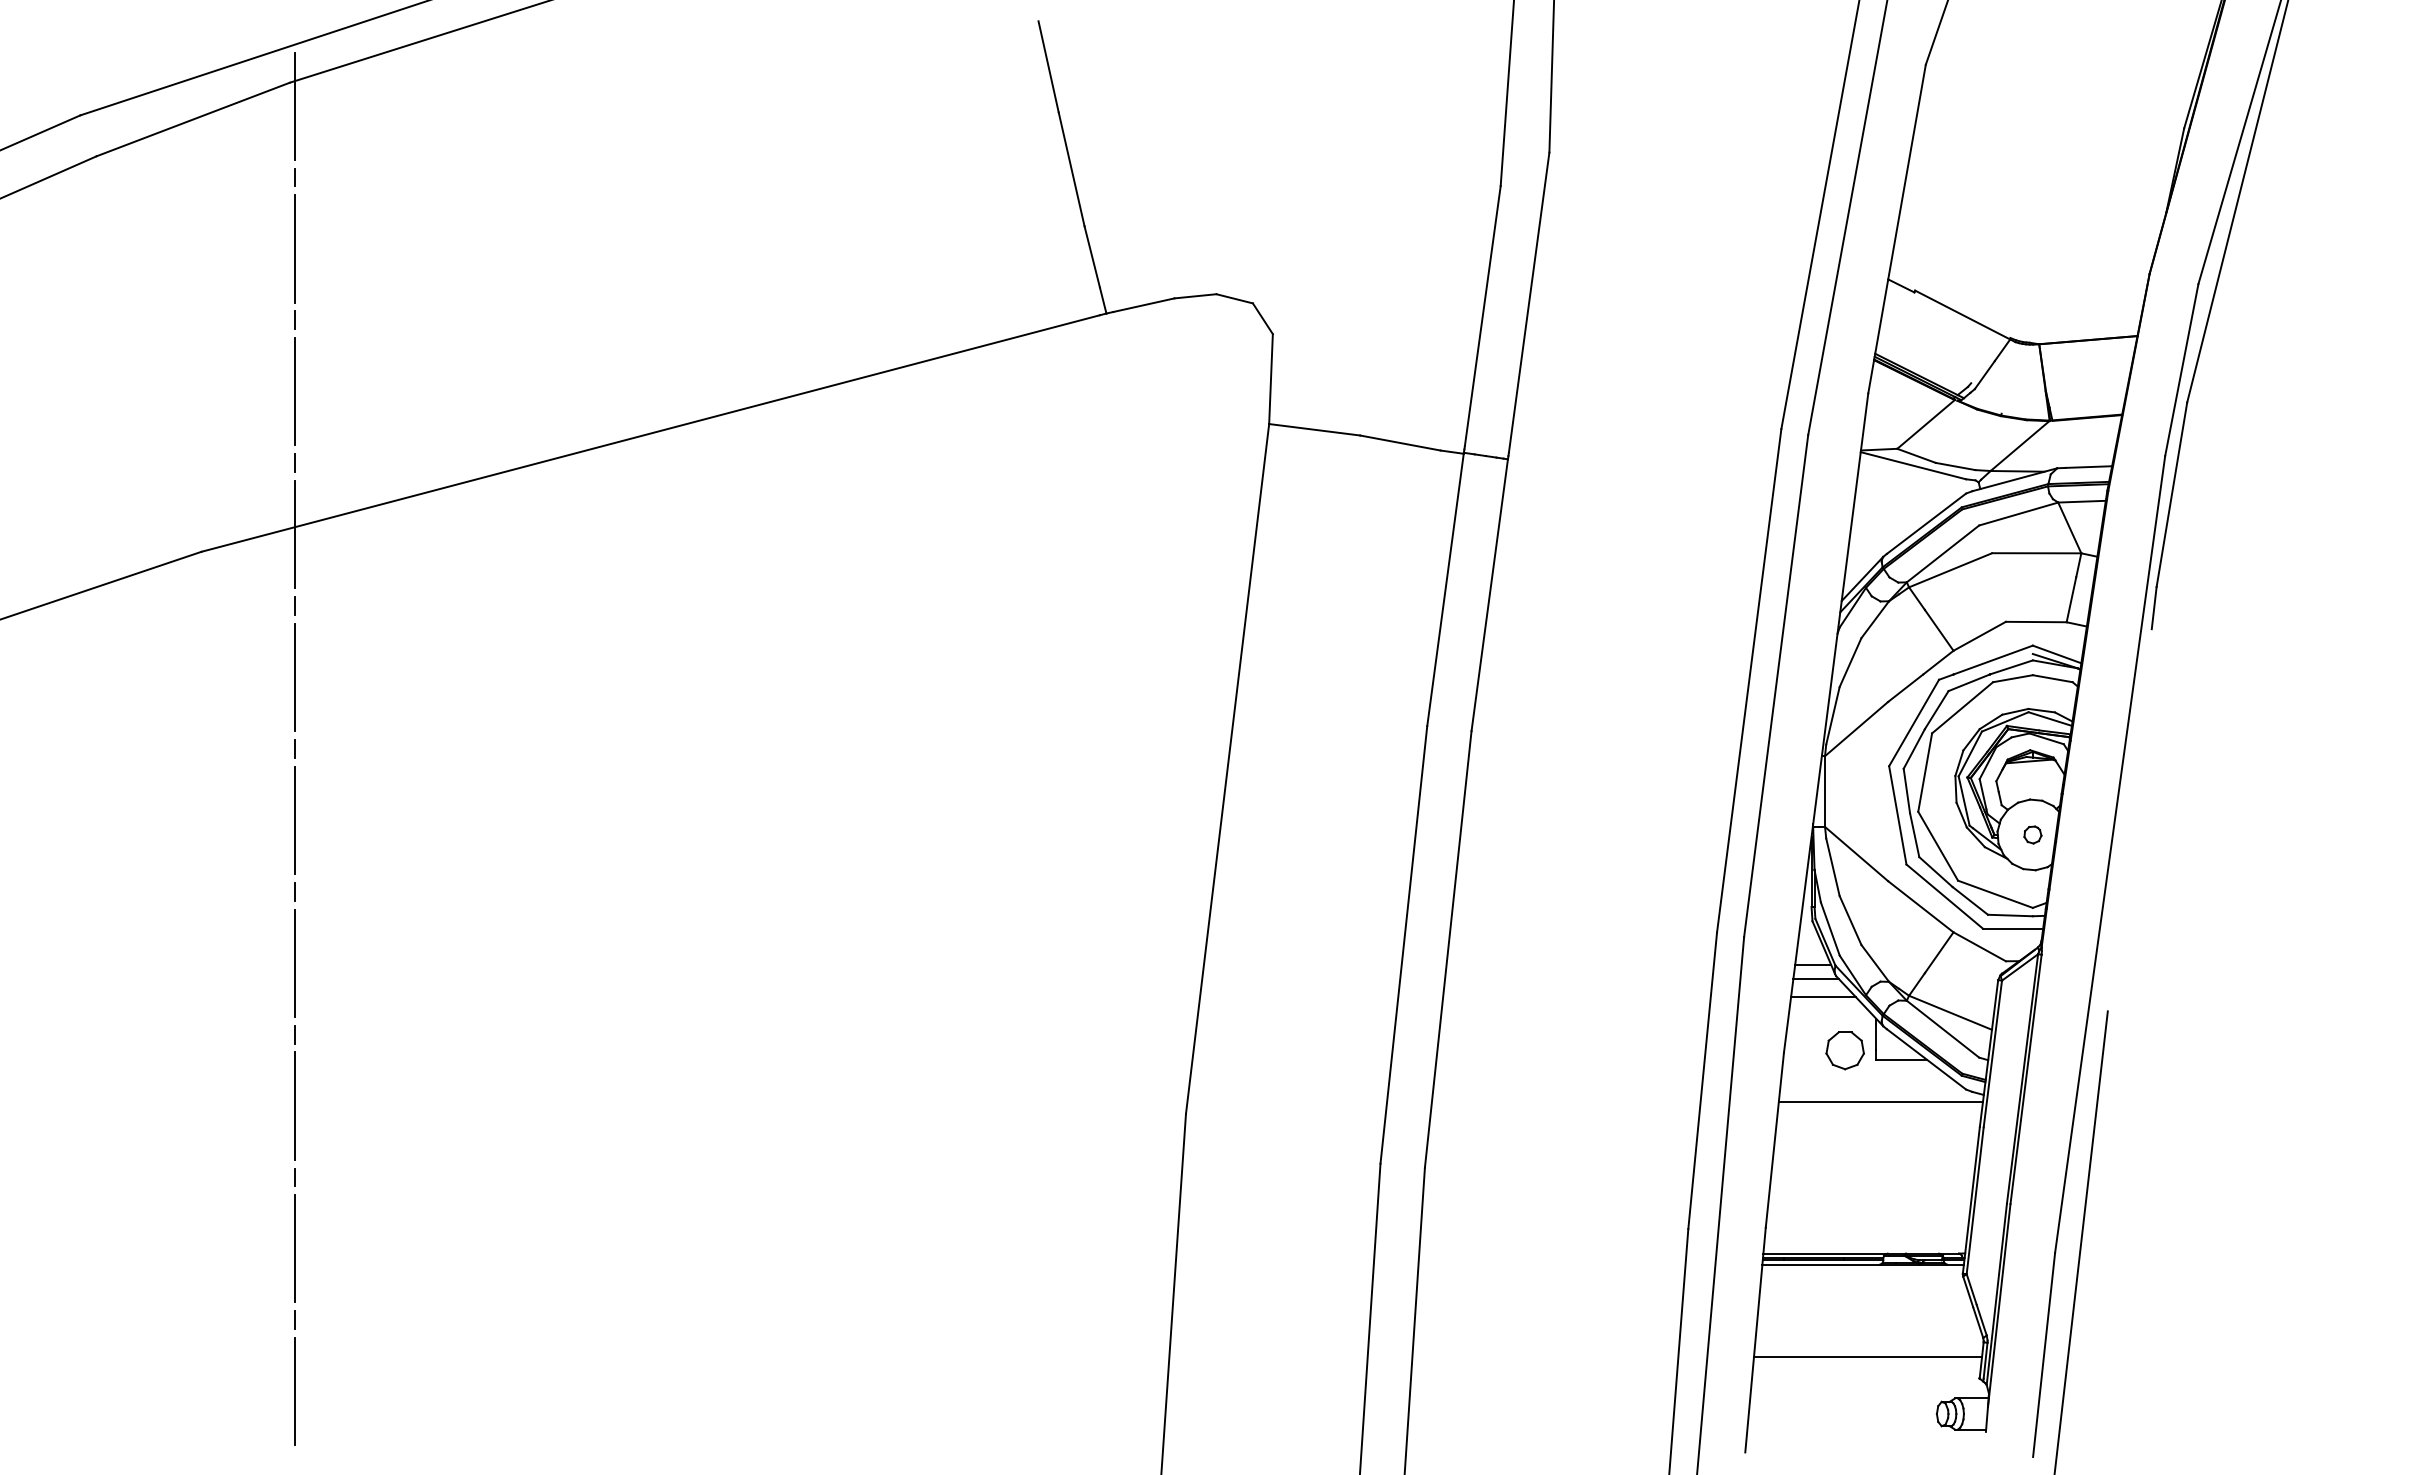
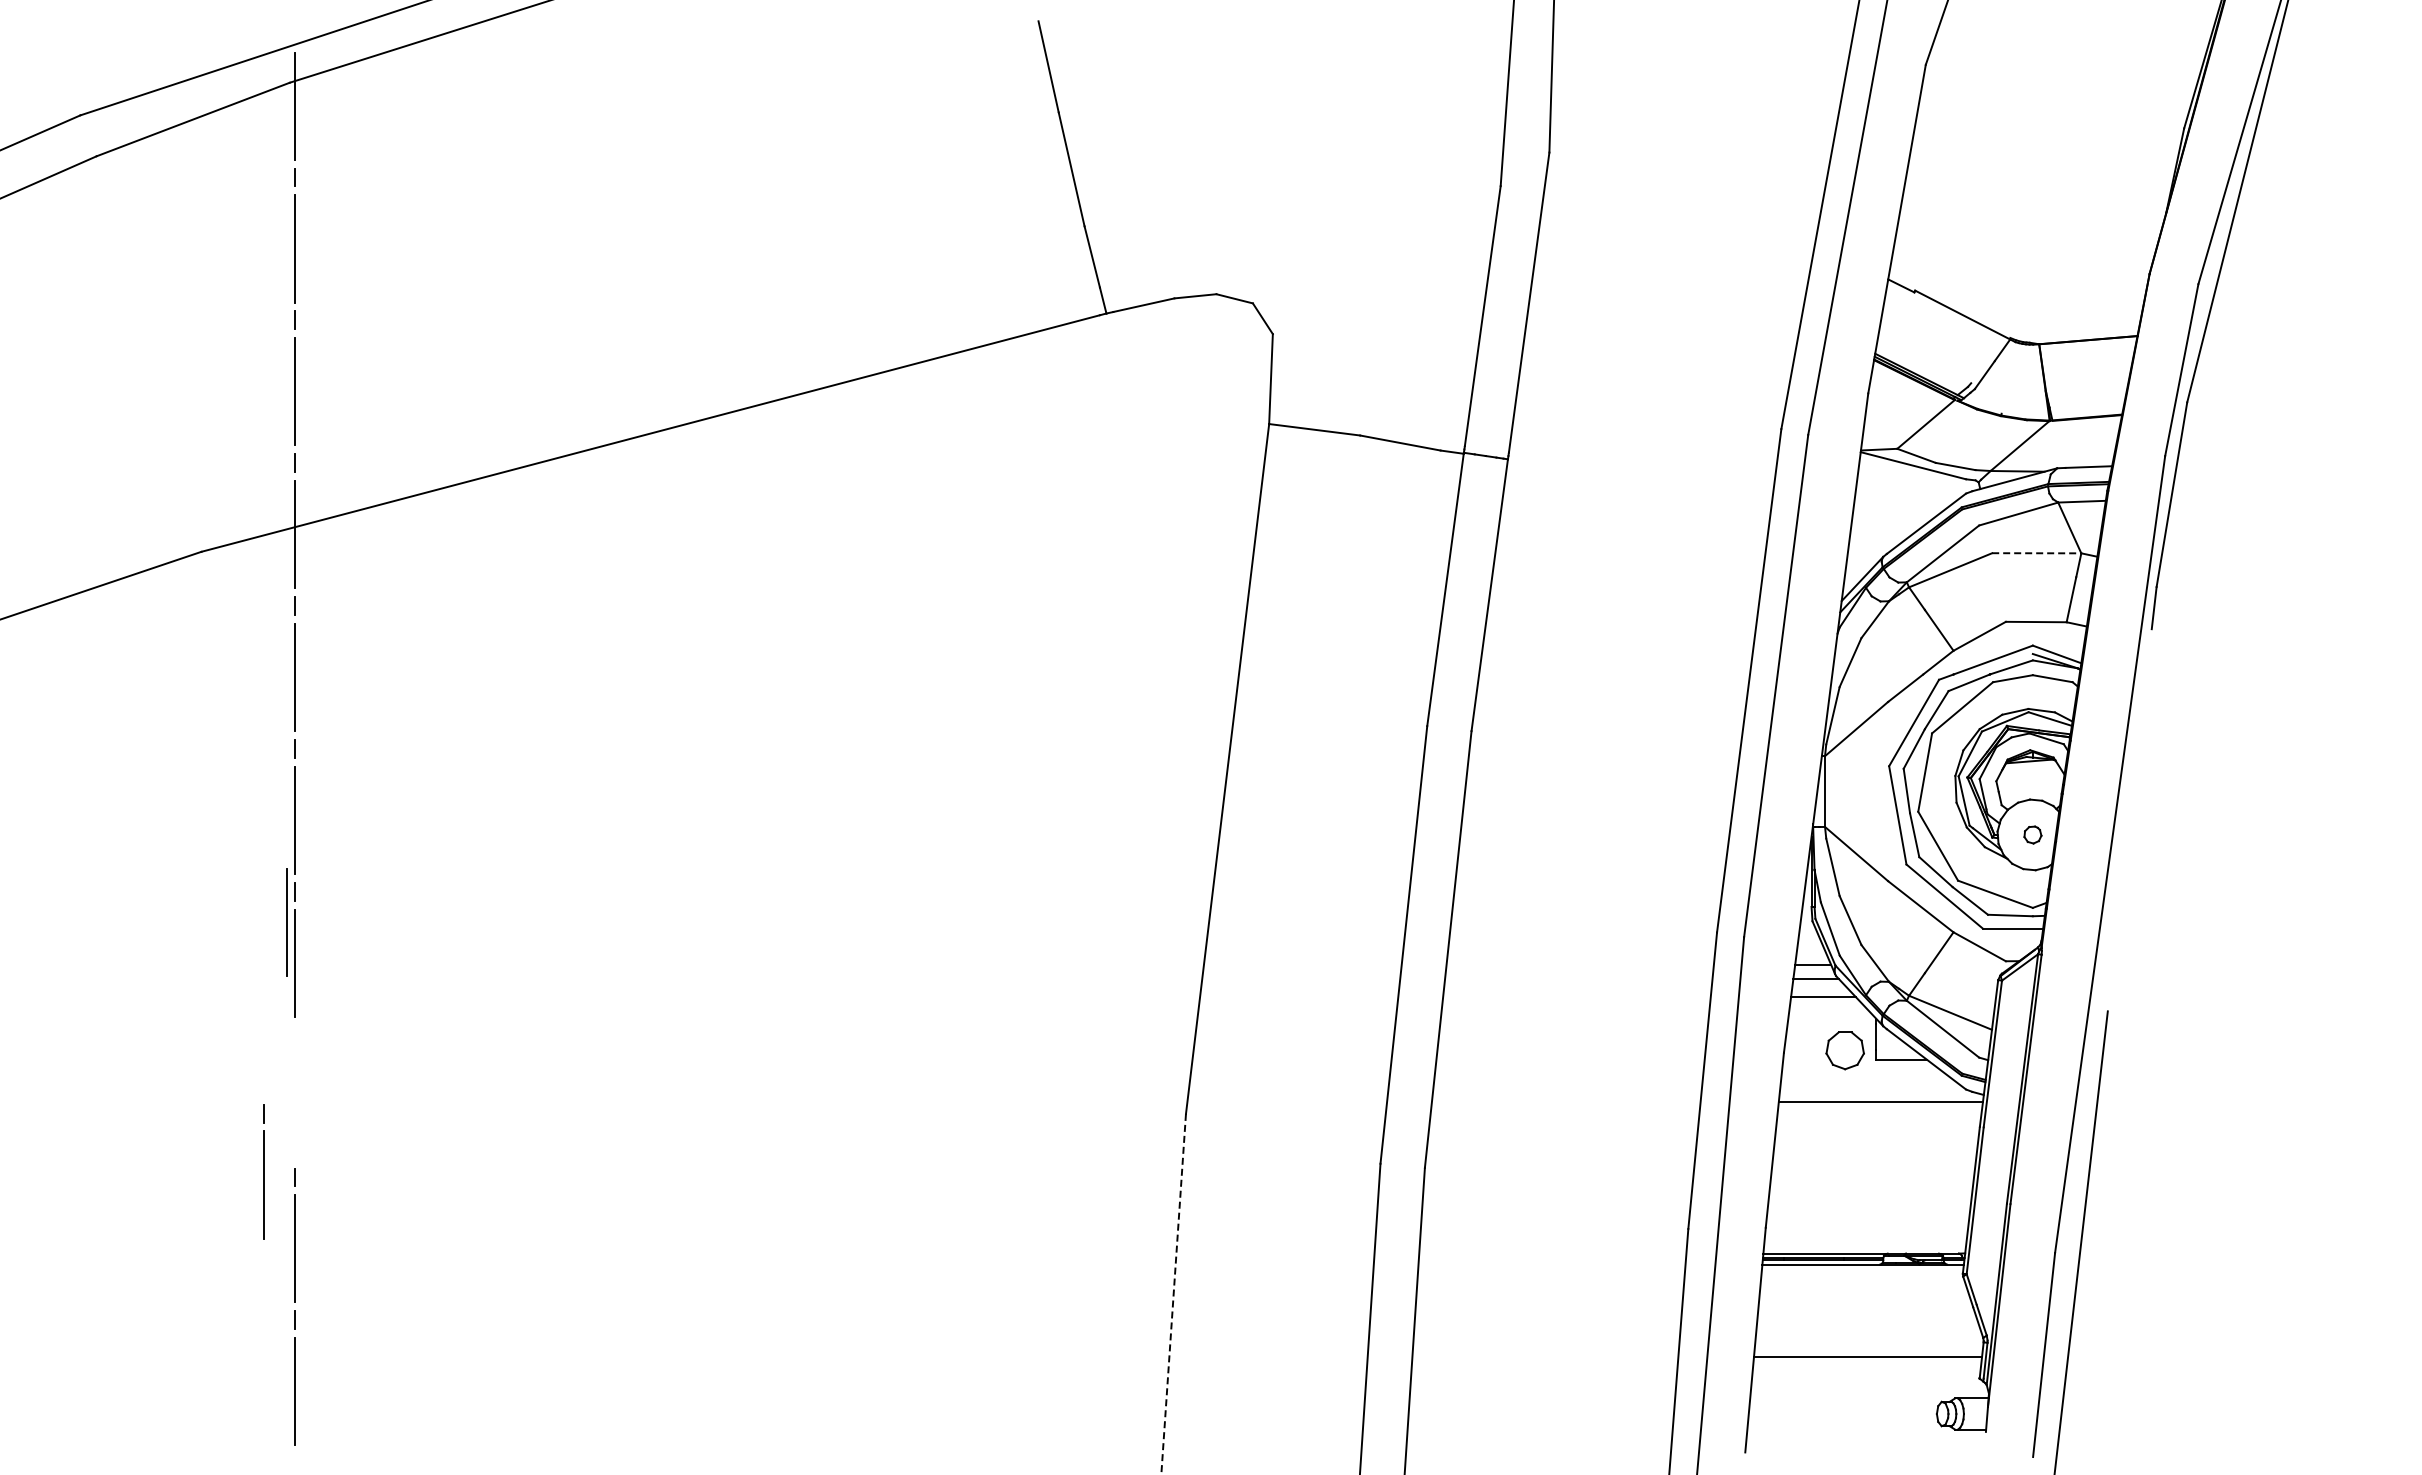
line: solid -> dashed (2036, 553)
line: none -> present (286, 922)
line position: (294, 1092) -> (263, 1171) (263, 1171)
line: solid -> dashed (1173, 1294)
